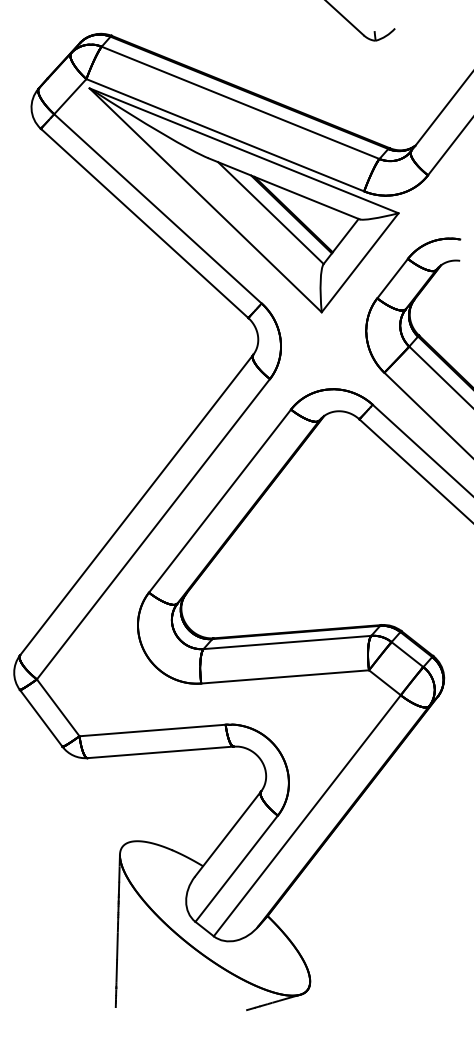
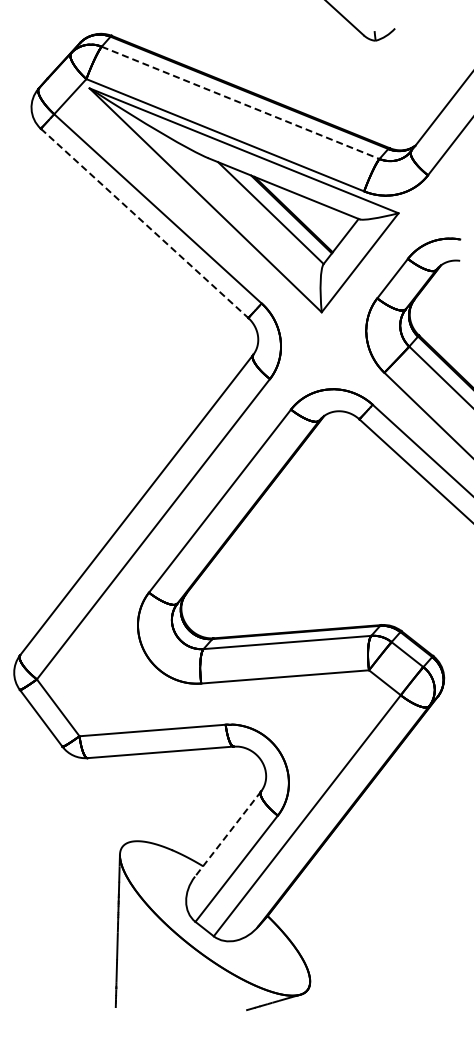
line: solid -> dashed (240, 102)
line: solid -> dashed (144, 223)
line: solid -> dashed (228, 833)
